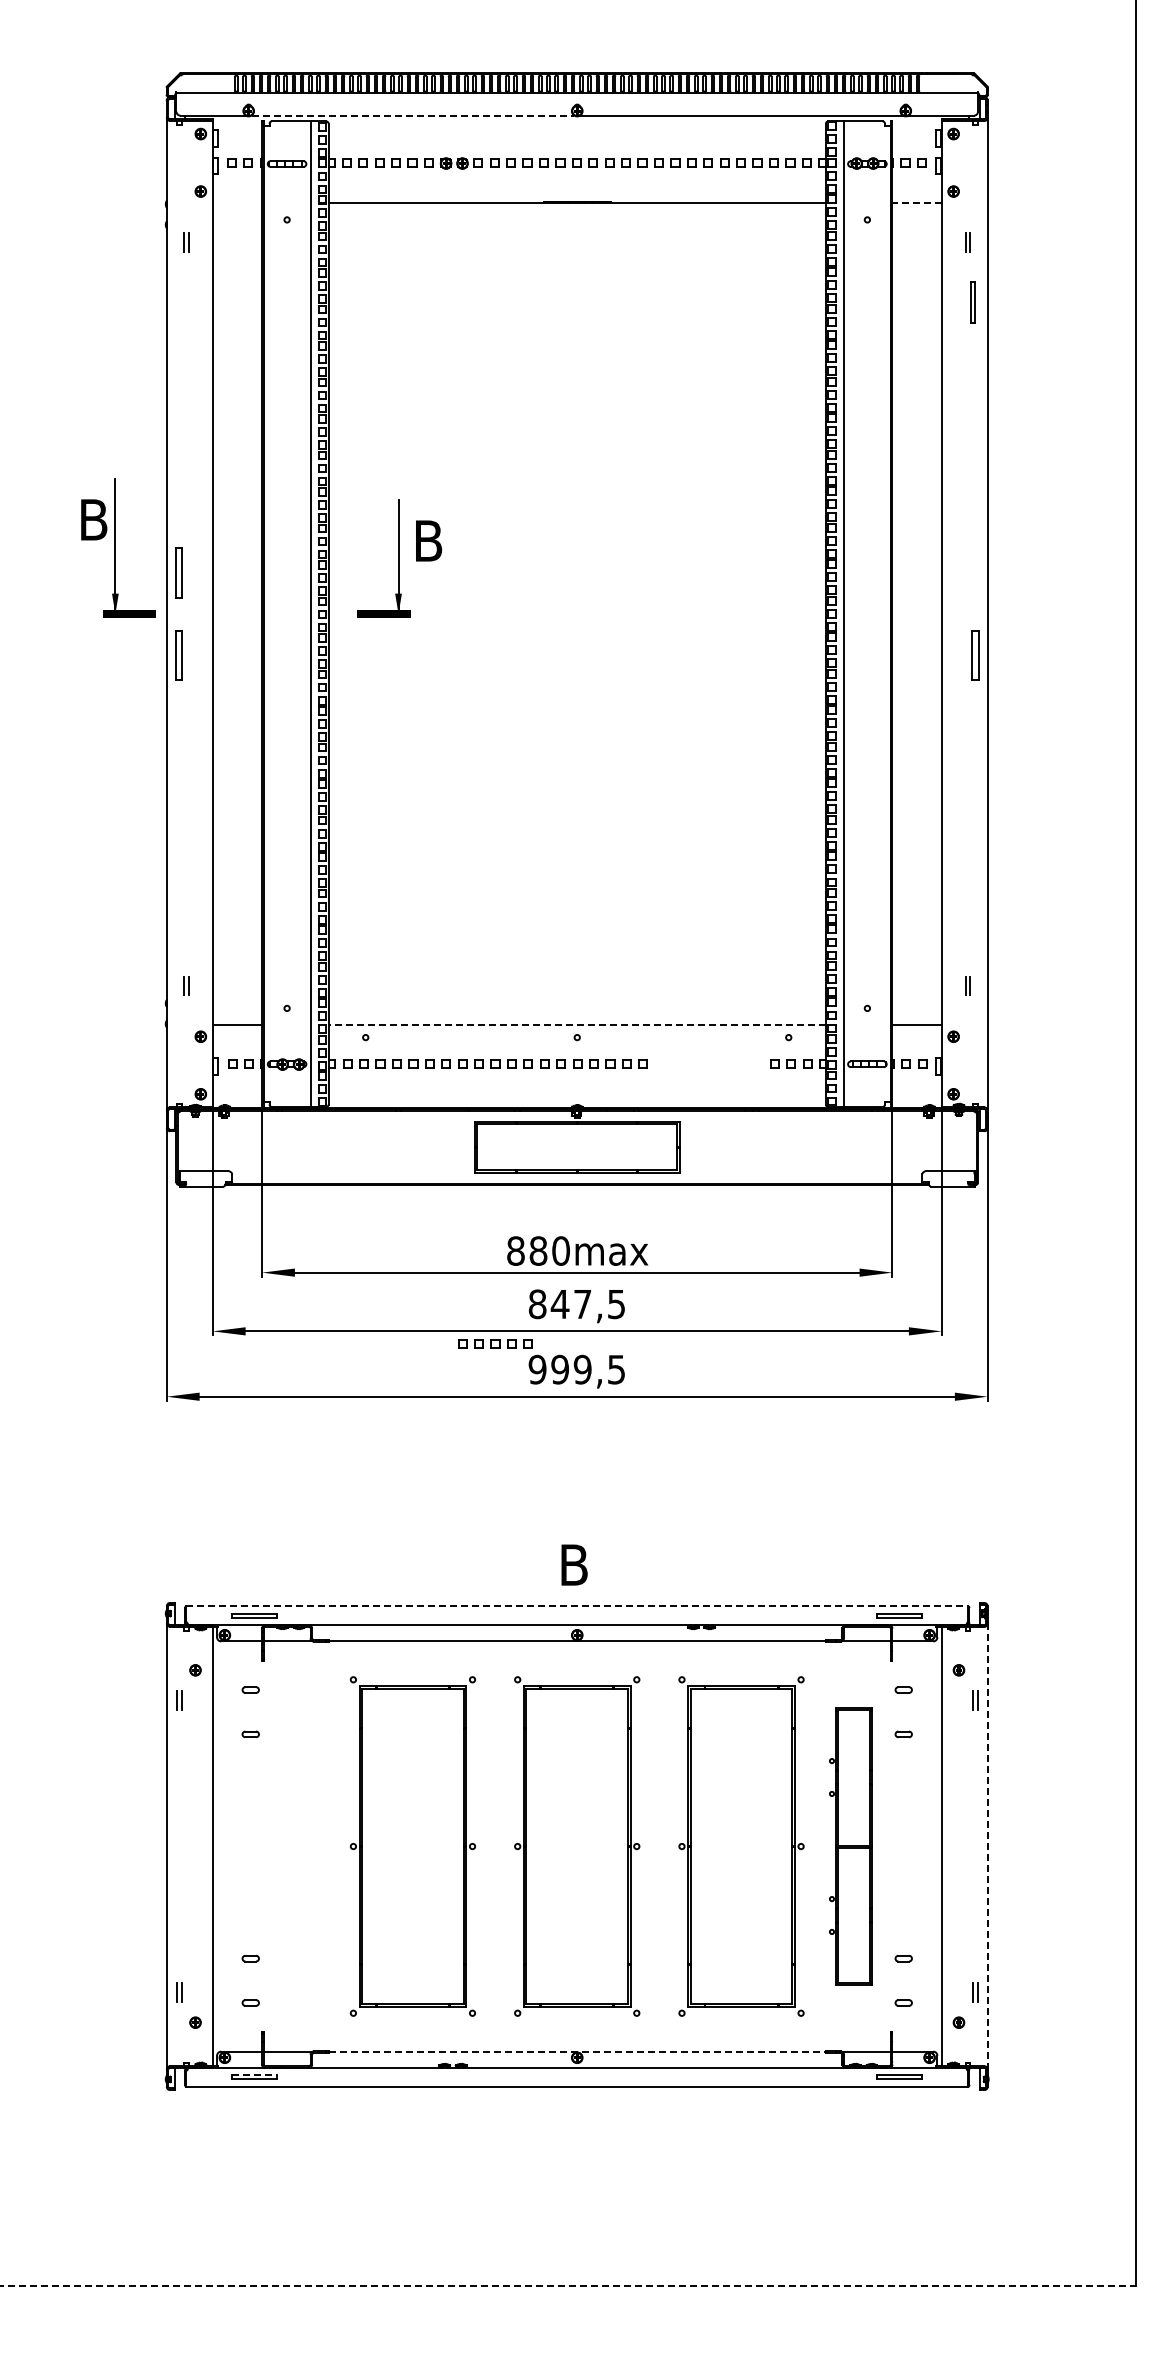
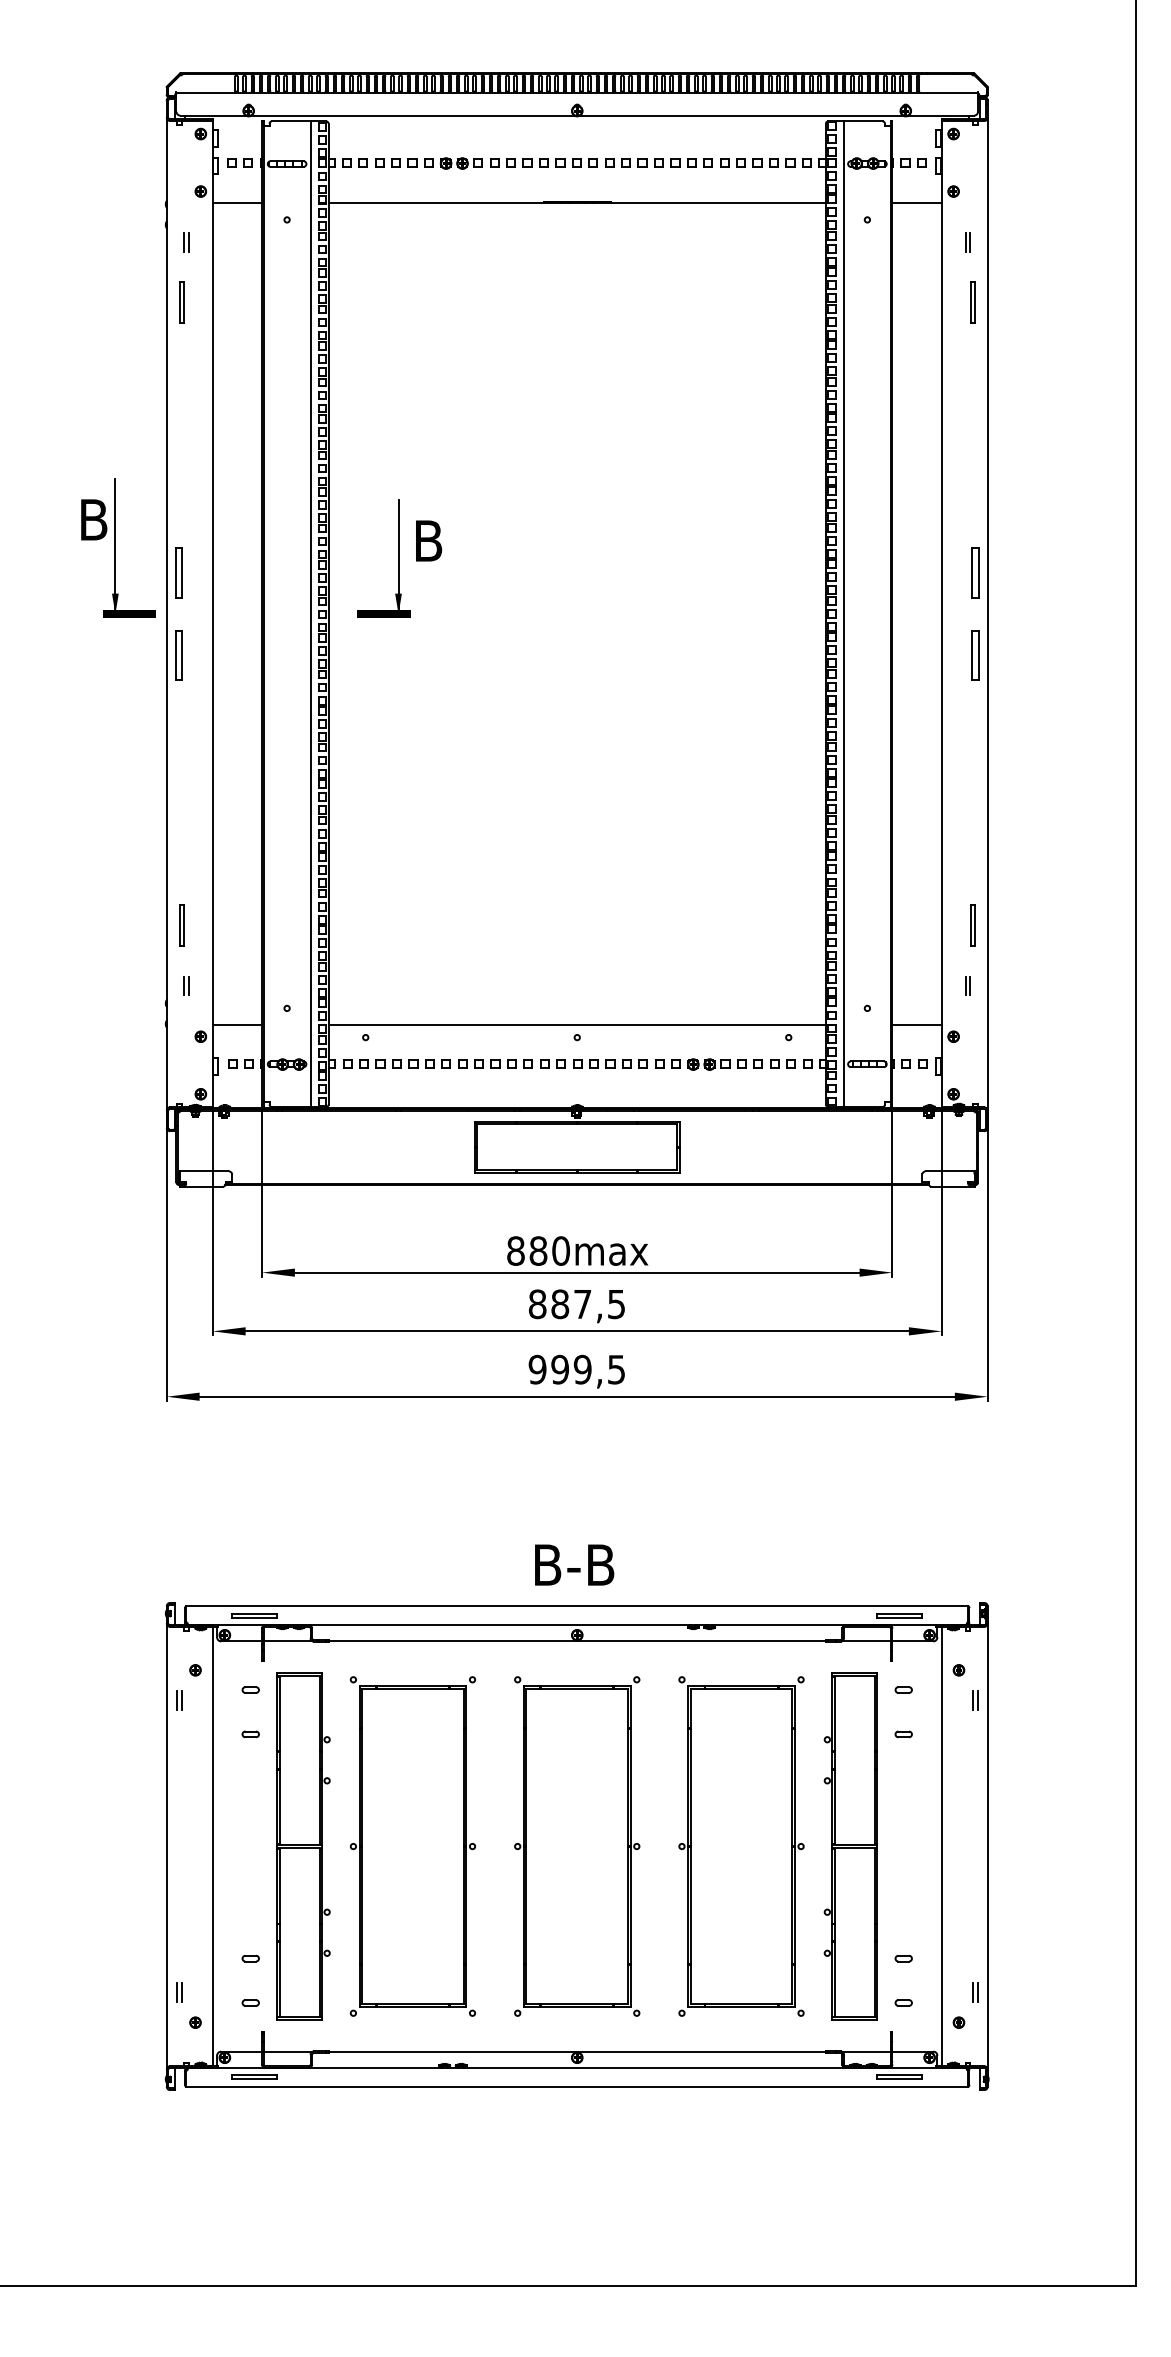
line: dashed -> solid (413, 115)
line: none -> present (237, 203)
line: dashed -> solid (917, 203)
part: none -> present (181, 302)
part: none -> present (975, 572)
part: none -> present (181, 925)
part: none -> present (972, 925)
line: dashed -> solid (577, 1025)
part: none -> present (708, 1064)
text: 847,5 -> 887,5 (559, 1304)
part: present -> none (495, 1343)
text: B -> B-B (574, 1564)
line: dashed -> solid (577, 1605)
part: none -> present (303, 1846)
part size: 44x279 px -> 55x349 px (850, 1846)
line: dashed -> solid (987, 1846)
line: dashed -> solid (577, 2051)
line: dashed -> solid (254, 2074)
line: dashed -> solid (568, 2286)
